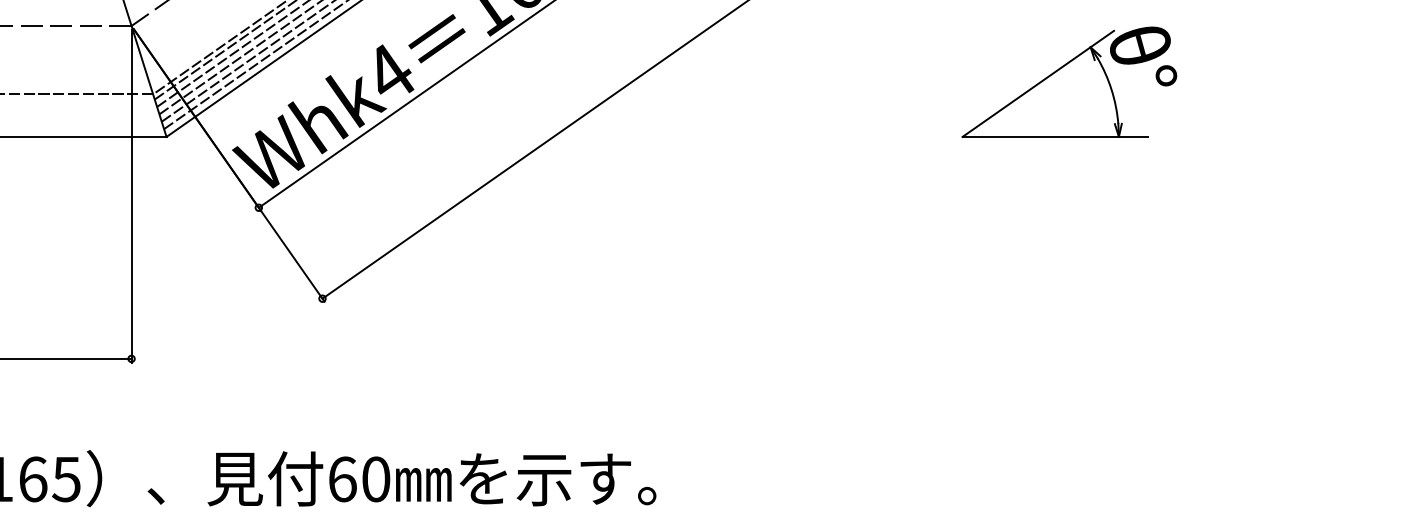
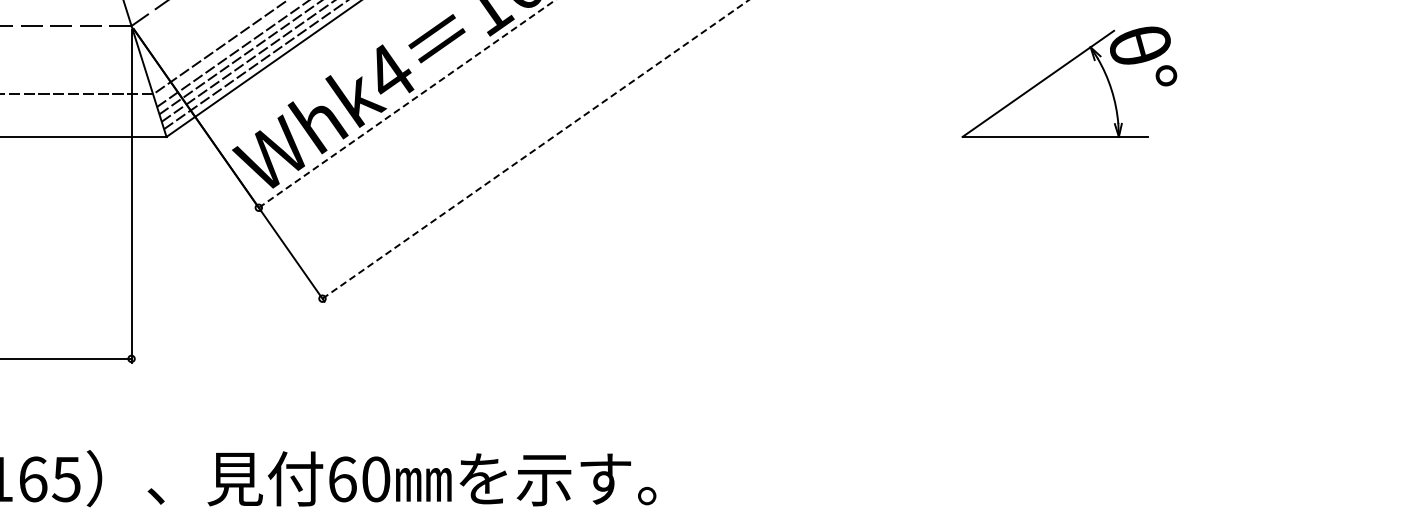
line: present -> none (224, 50)
line: solid -> dashed (407, 103)
line: solid -> dashed (535, 149)
